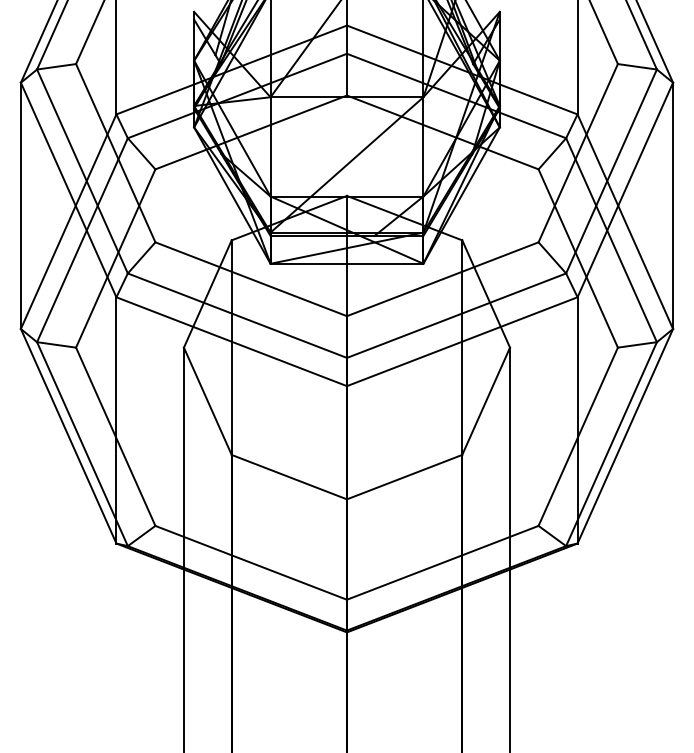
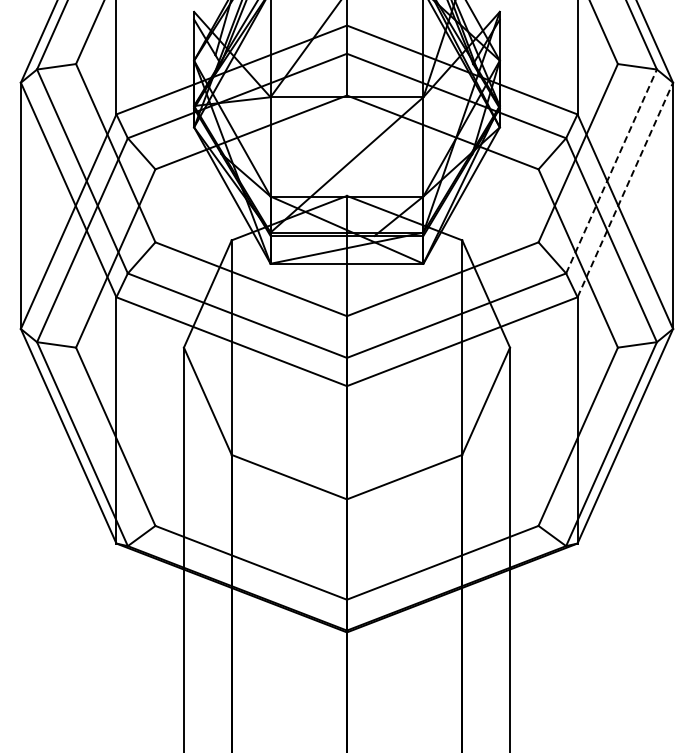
line: solid -> dashed (611, 171)
line: solid -> dashed (625, 189)
